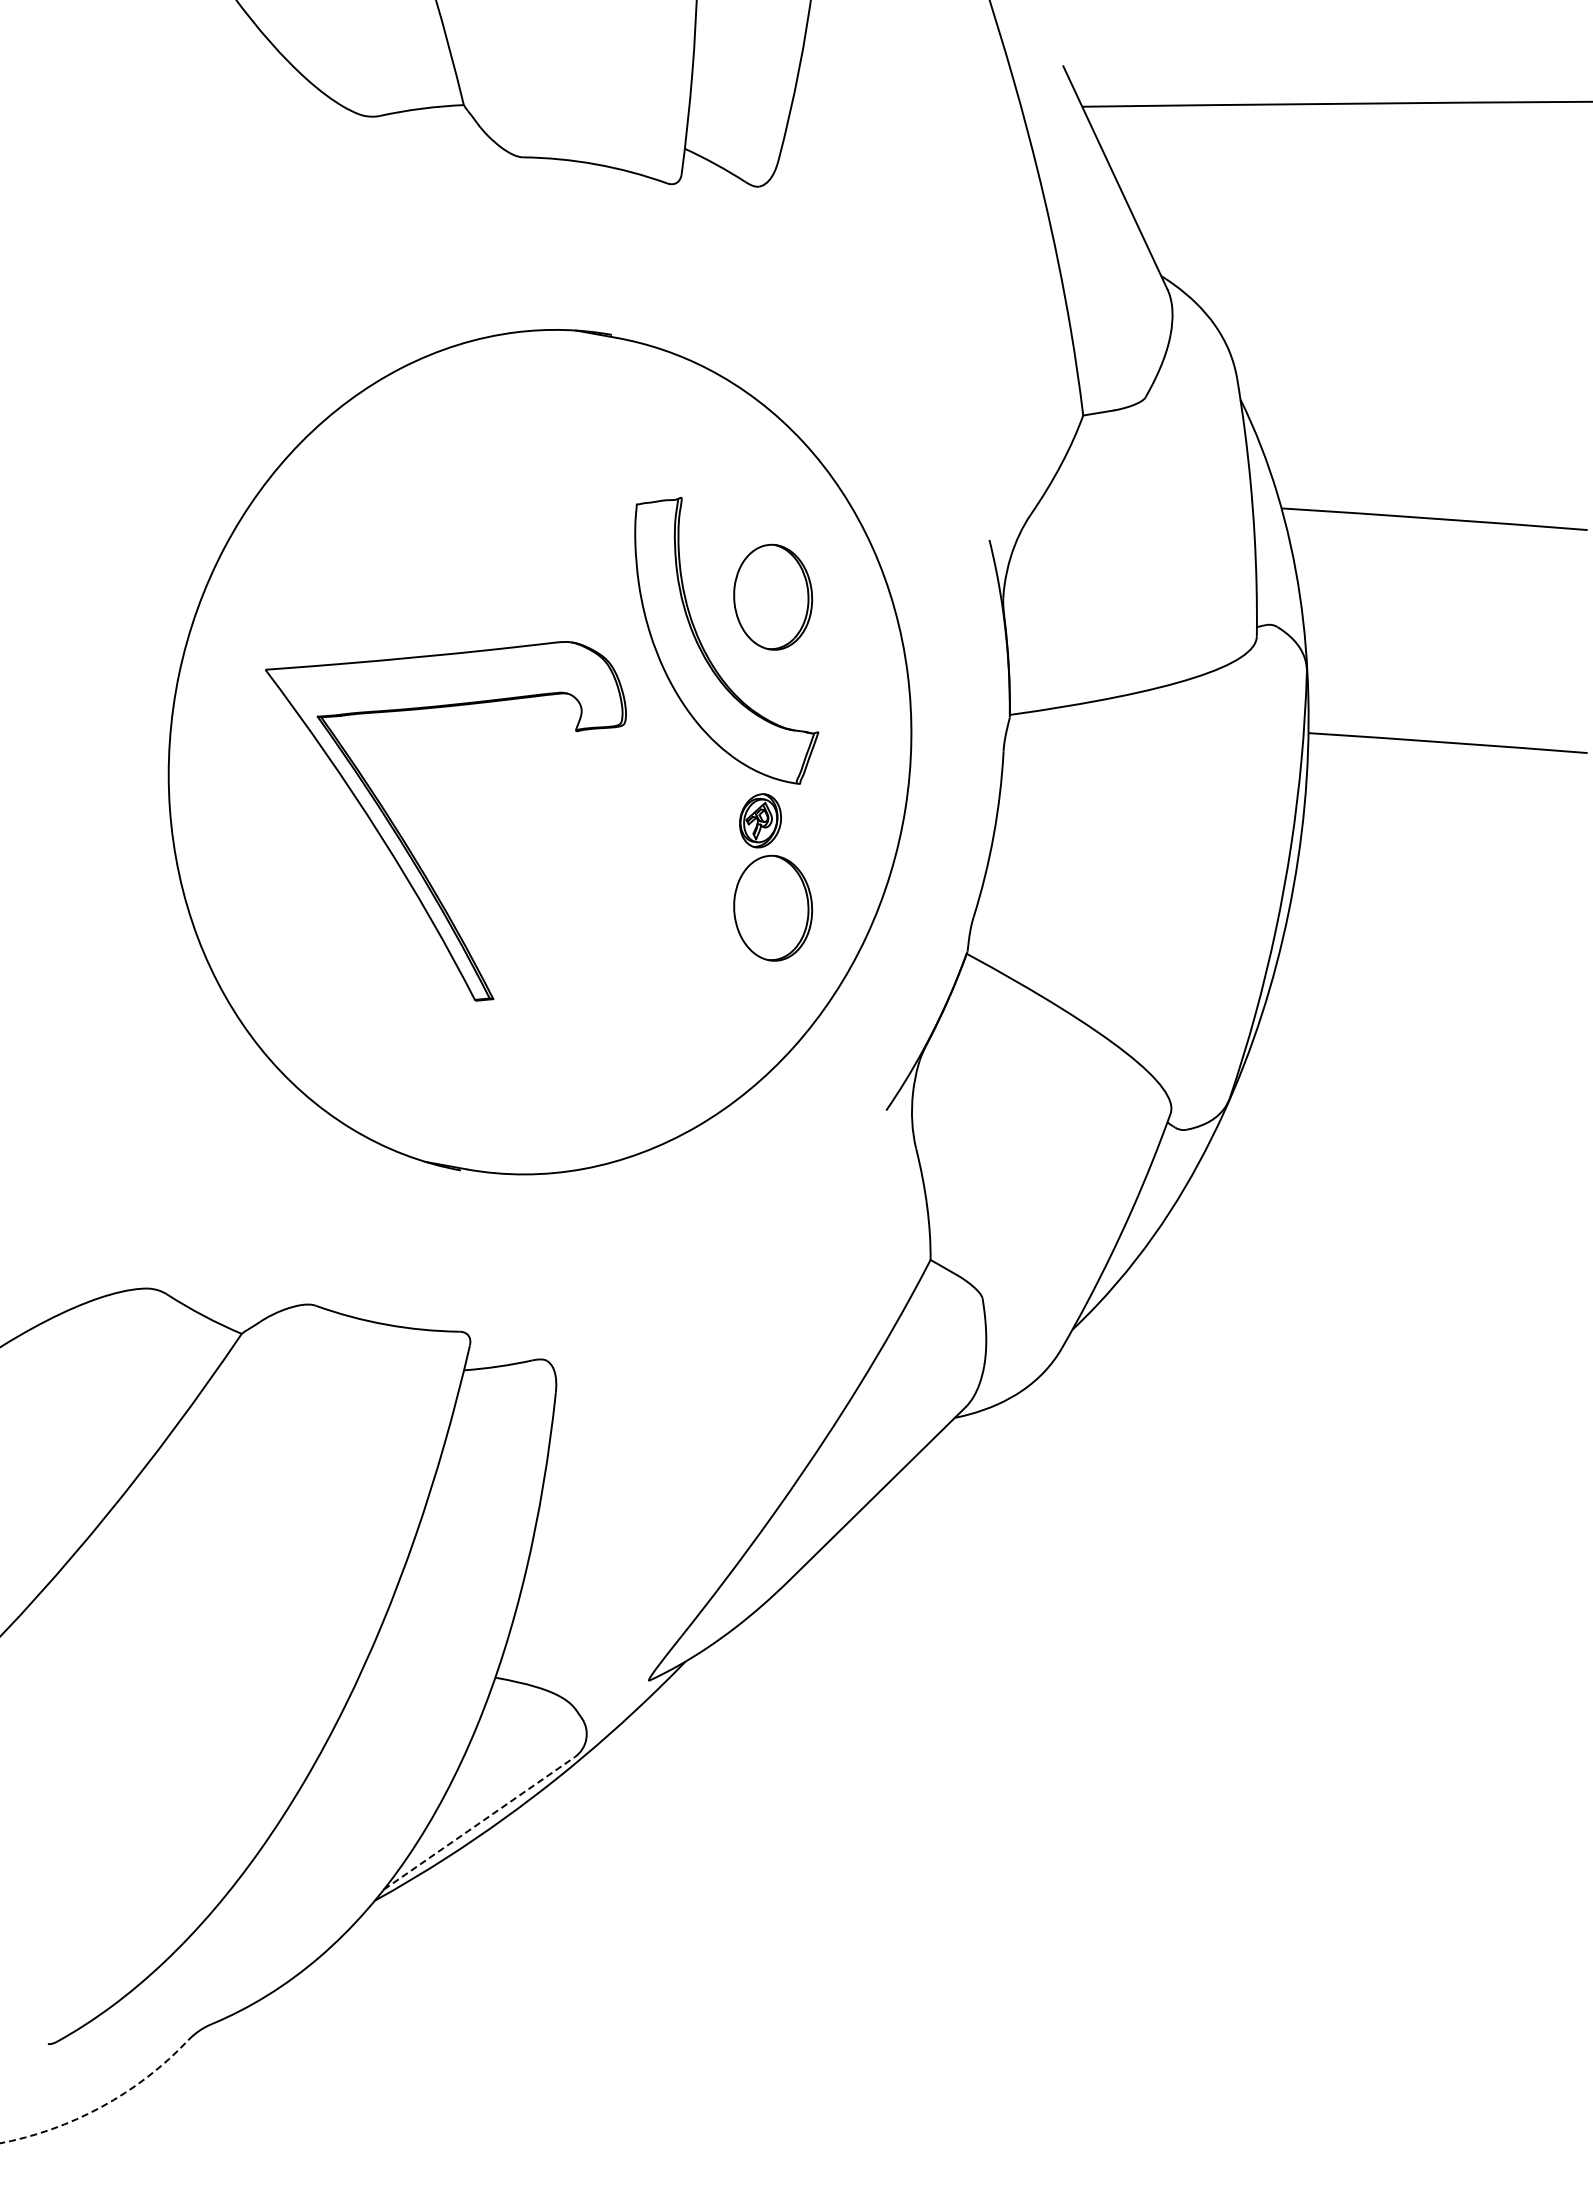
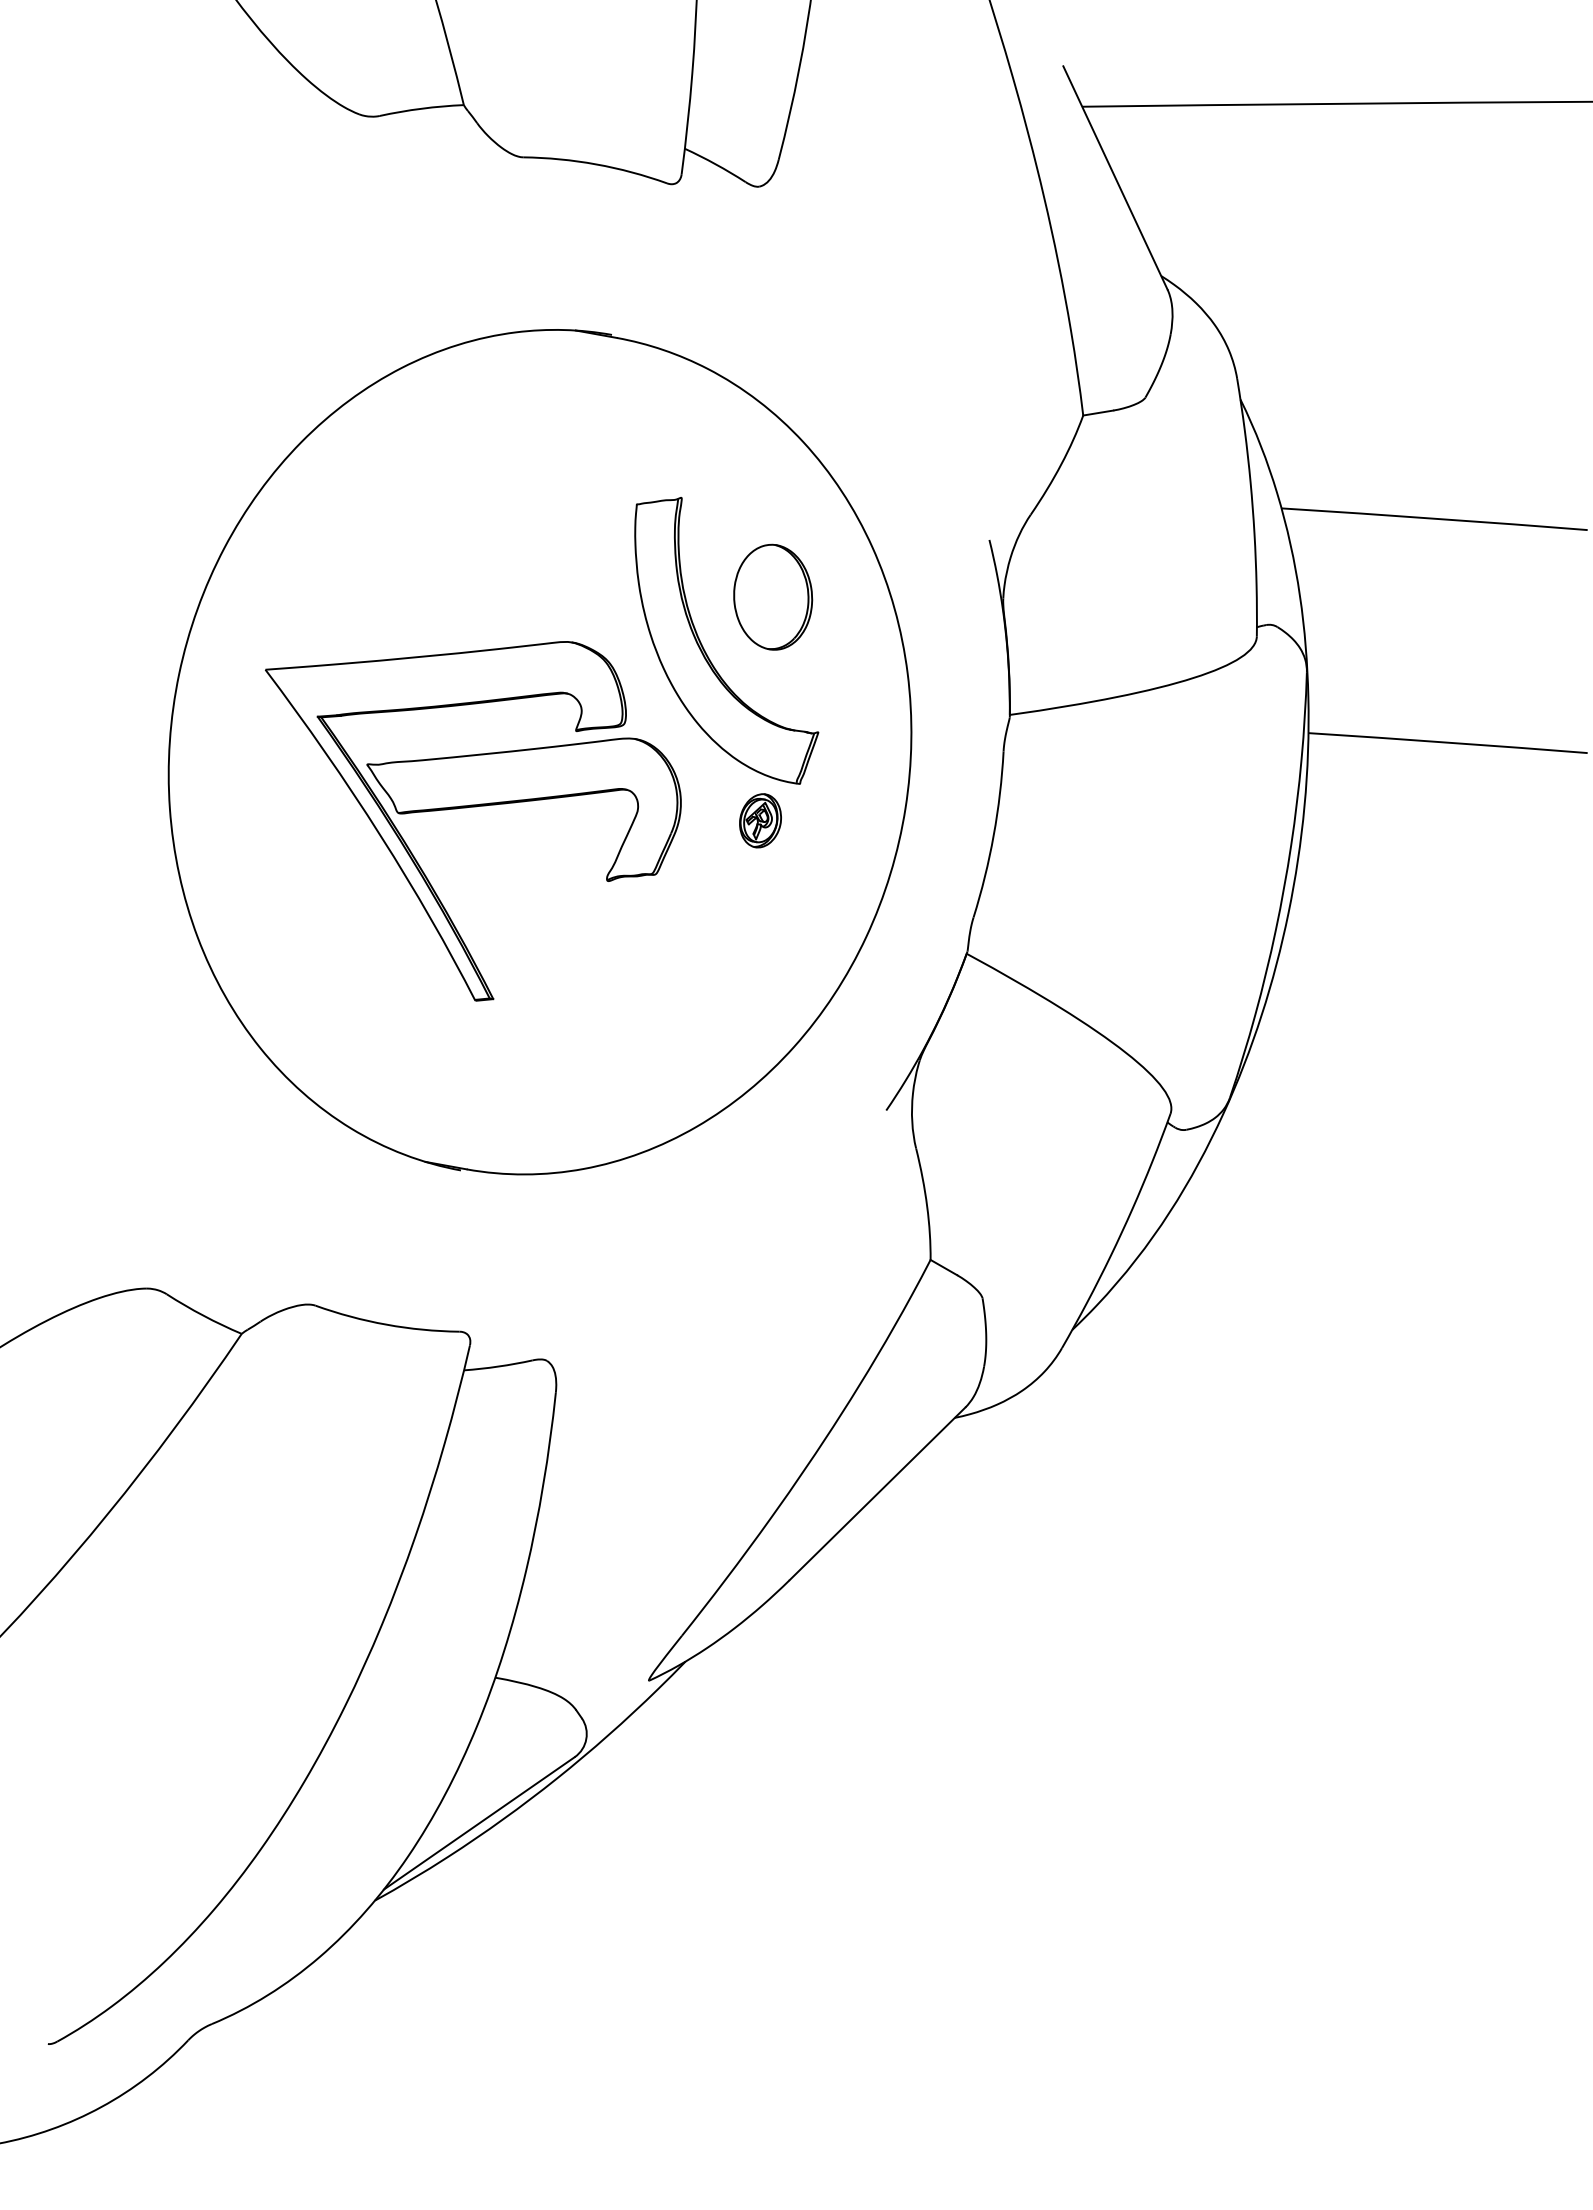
part: none -> present (523, 802)
part: present -> none (773, 907)
line: dashed -> solid (479, 1823)
arc: dashed -> solid (102, 2106)
